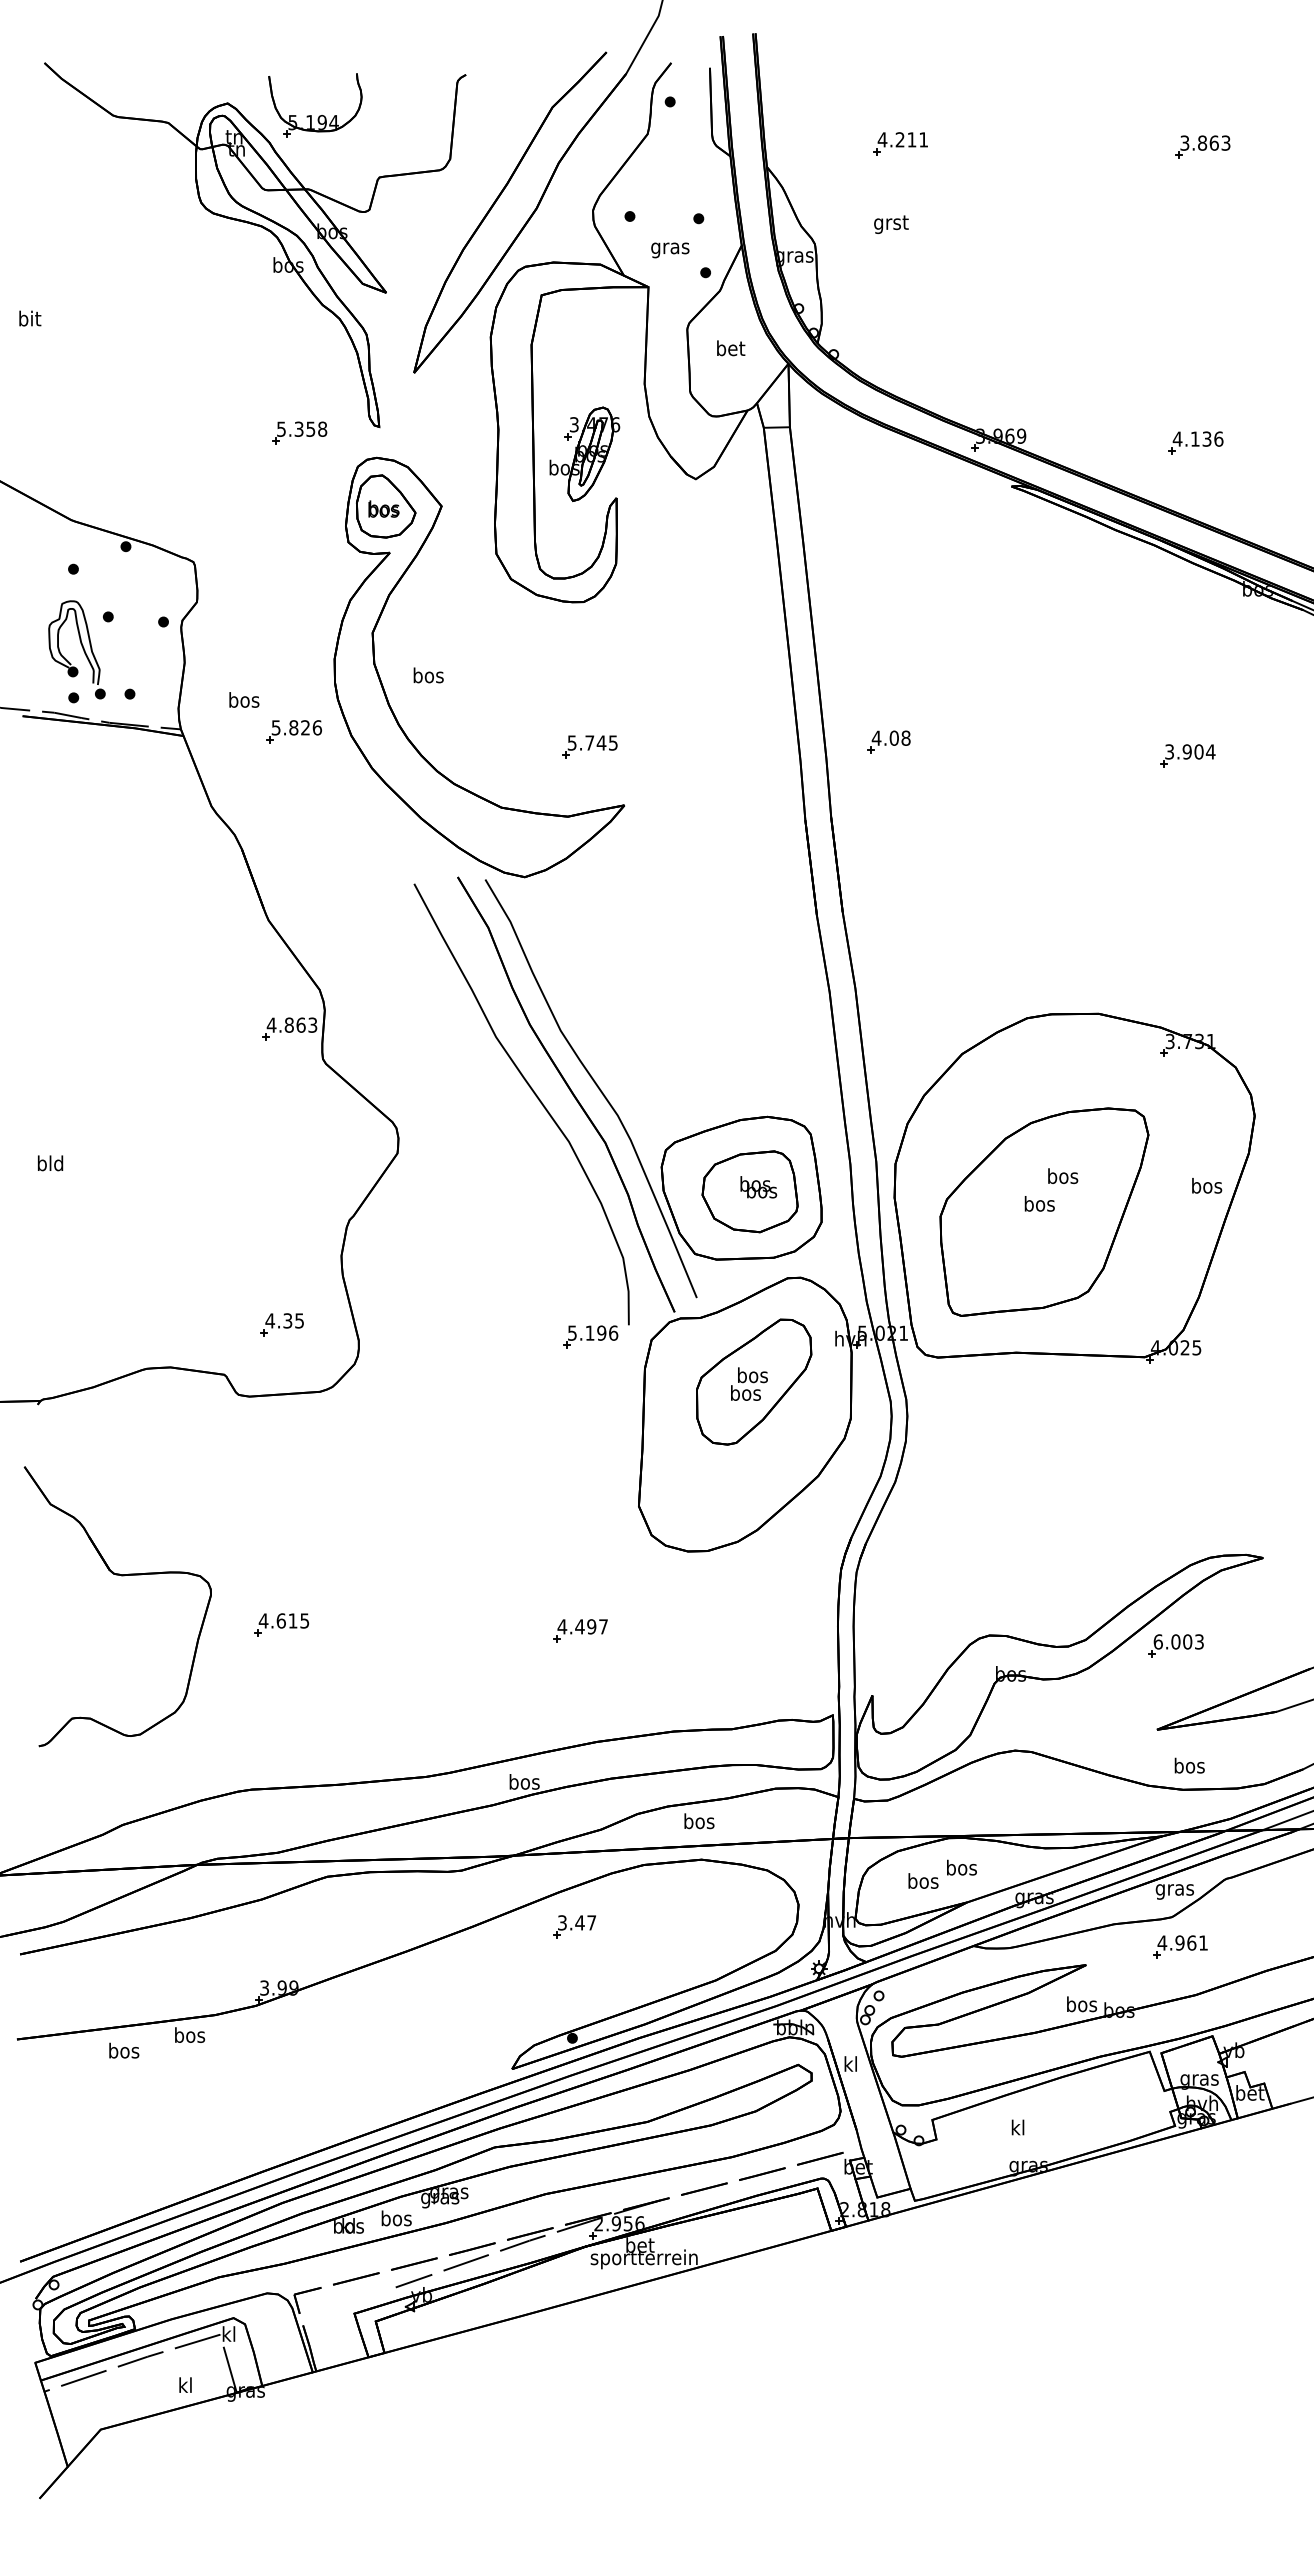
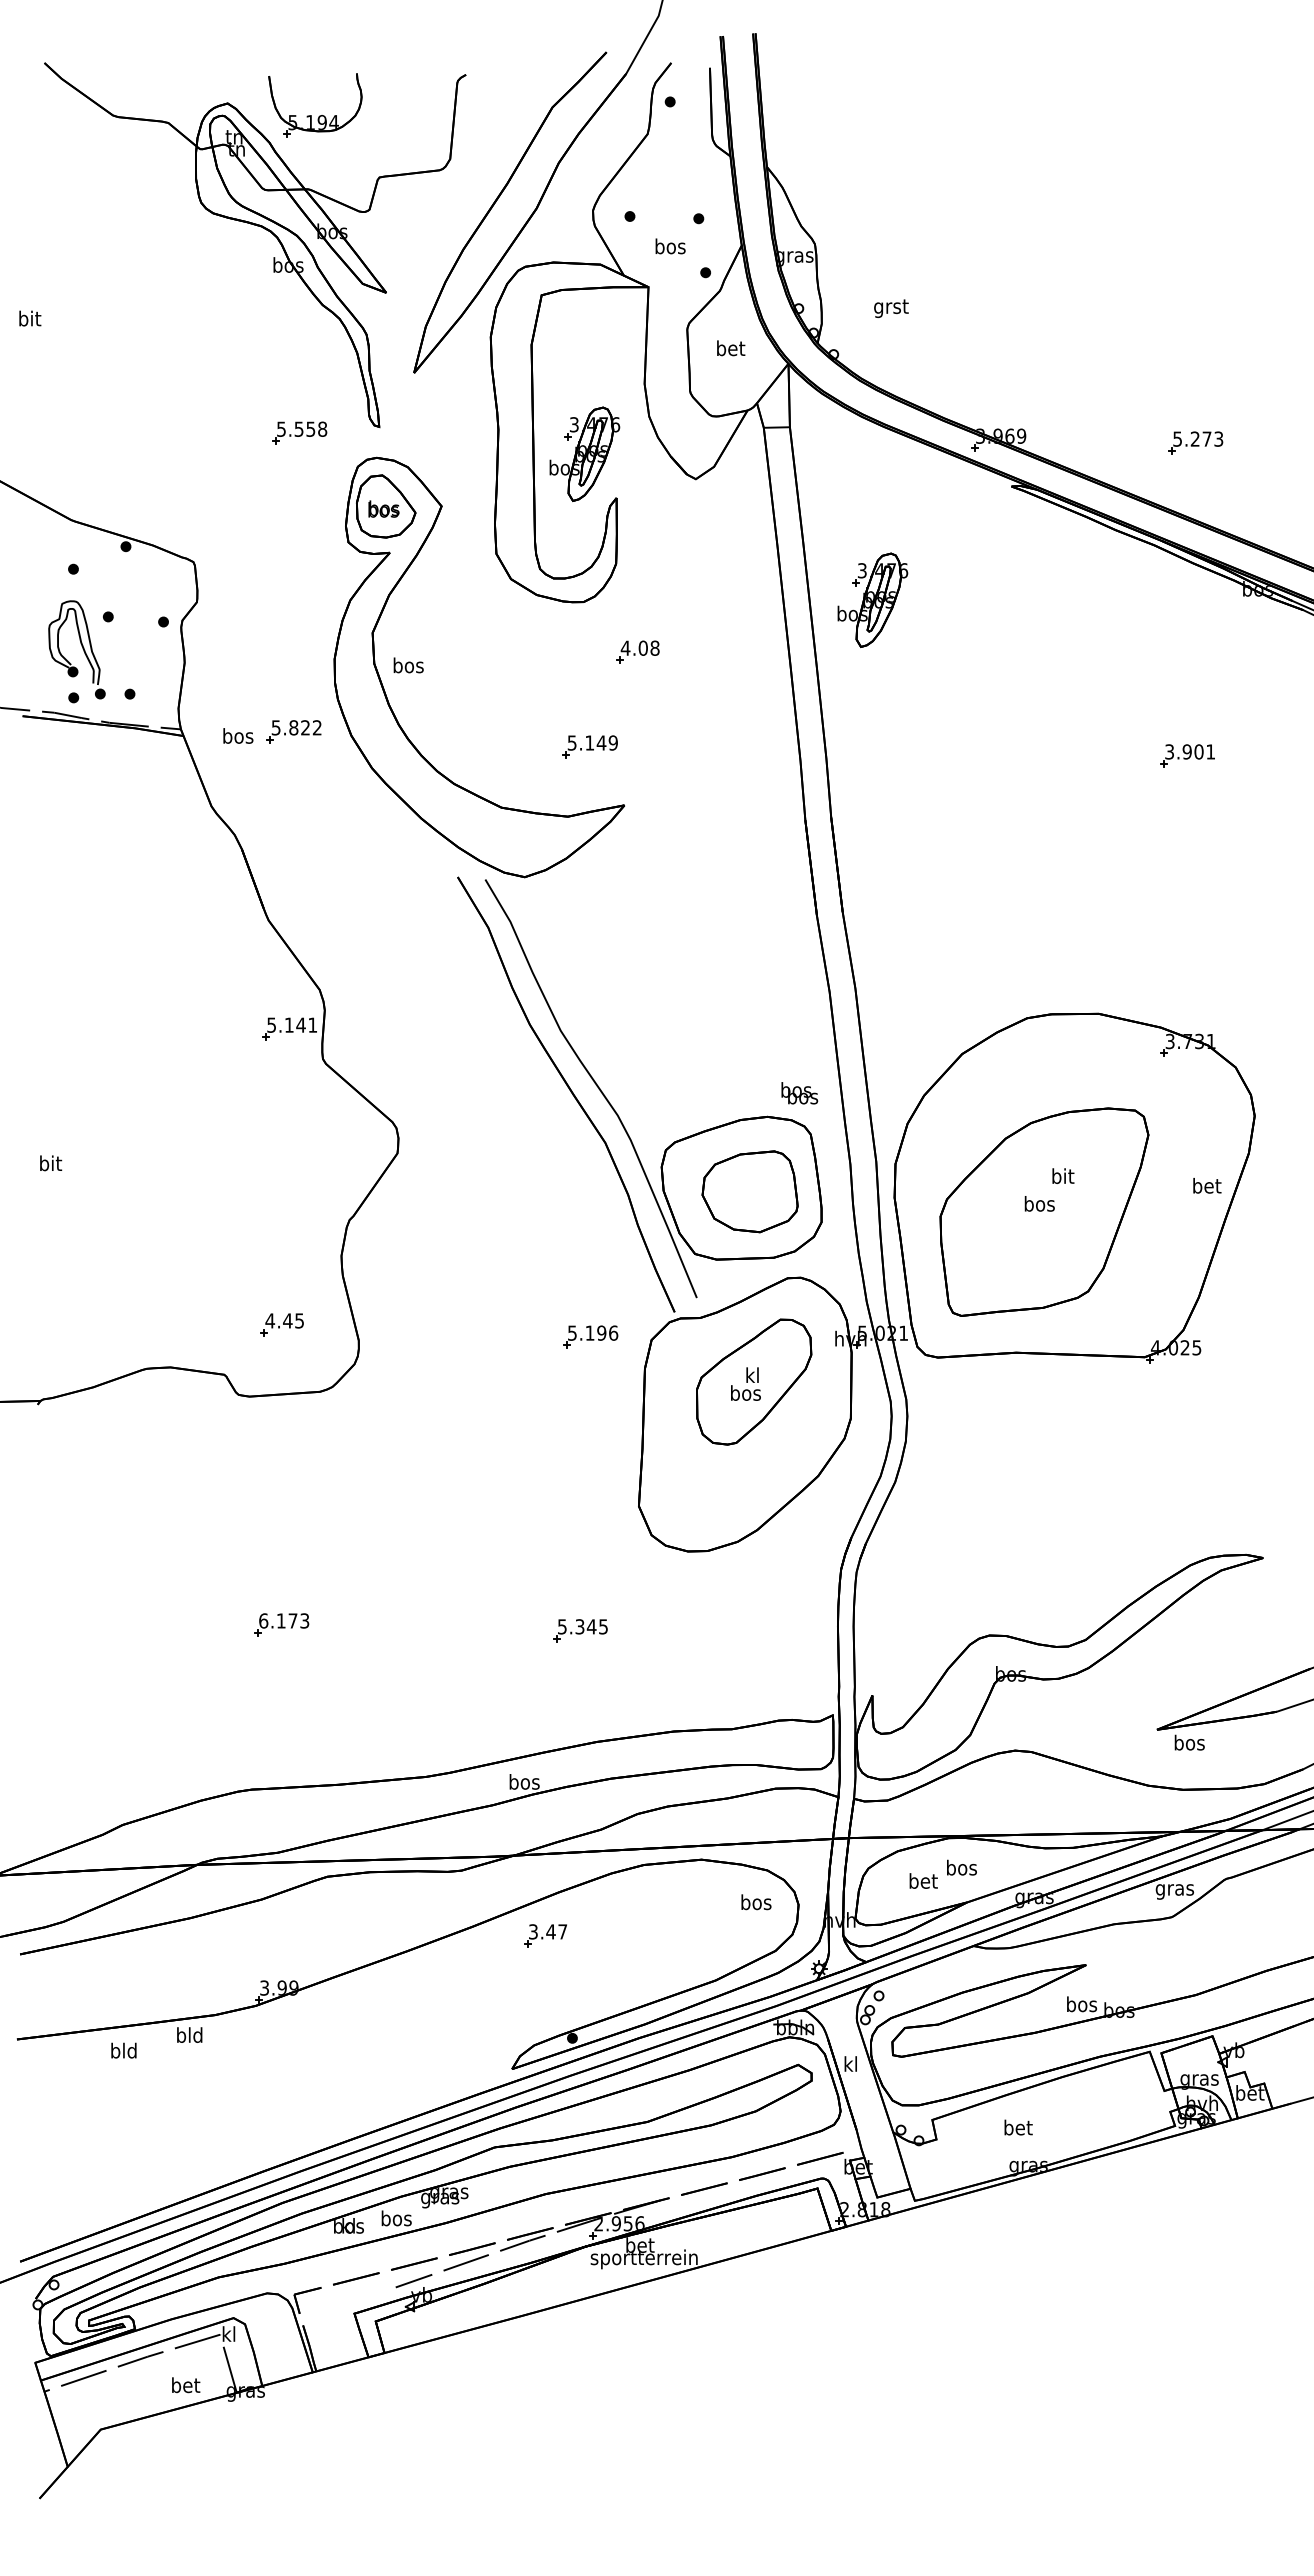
part: present -> none (900, 143)
part: present -> none (1202, 146)
text position: (891, 224) -> (891, 308) (891, 308)
text: gras -> bos (670, 248)
text: 5.358 -> 5.558 (299, 428)
text: 4.136 -> 5.273 (1197, 438)
part: none -> present (872, 599)
text position: (428, 675) -> (408, 665) (408, 665)
text position: (244, 699) -> (238, 735) (238, 735)
text: 5.826 -> 5.822 (317, 727)
part position: (888, 741) -> (637, 651) (637, 651)
text: 5.745 -> 5.149 (601, 742)
text: 3.904 -> 3.901 (1210, 751)
text: 4.863 -> 5.141 (291, 1024)
curve: present -> none (535, 1096)
text: bld -> bit (50, 1163)
text: bos -> bit (1063, 1176)
text: bos -> bet (1207, 1185)
text position: (758, 1187) -> (799, 1093) (799, 1093)
text: 4.35 -> 4.45 (287, 1320)
text: bos -> kl (752, 1375)
part: present -> none (121, 1576)
text: 4.615 -> 6.173 (283, 1620)
text: 4.497 -> 5.345 (582, 1626)
part: present -> none (1175, 1645)
text position: (1189, 1765) -> (1189, 1742) (1189, 1742)
text position: (699, 1821) -> (756, 1902) (756, 1902)
text: bos -> bet (923, 1880)
part position: (574, 1926) -> (545, 1935) (545, 1935)
part: present -> none (1180, 1946)
text: bos -> bld (190, 2034)
text: bos -> bld (124, 2050)
text: kl -> bet (1018, 2127)
text: kl -> bet (186, 2385)
